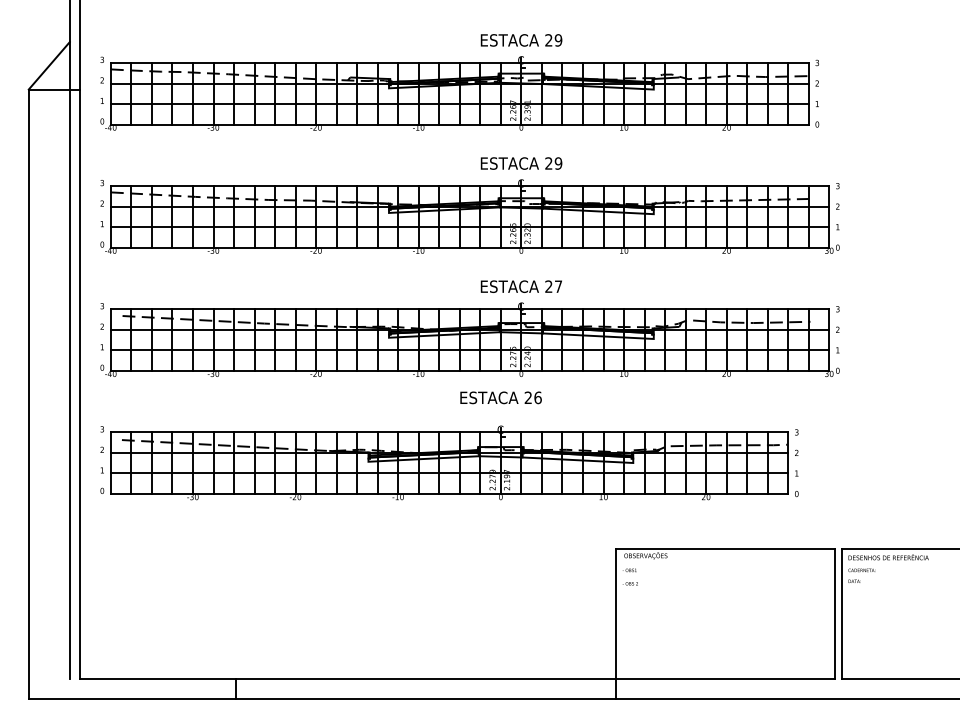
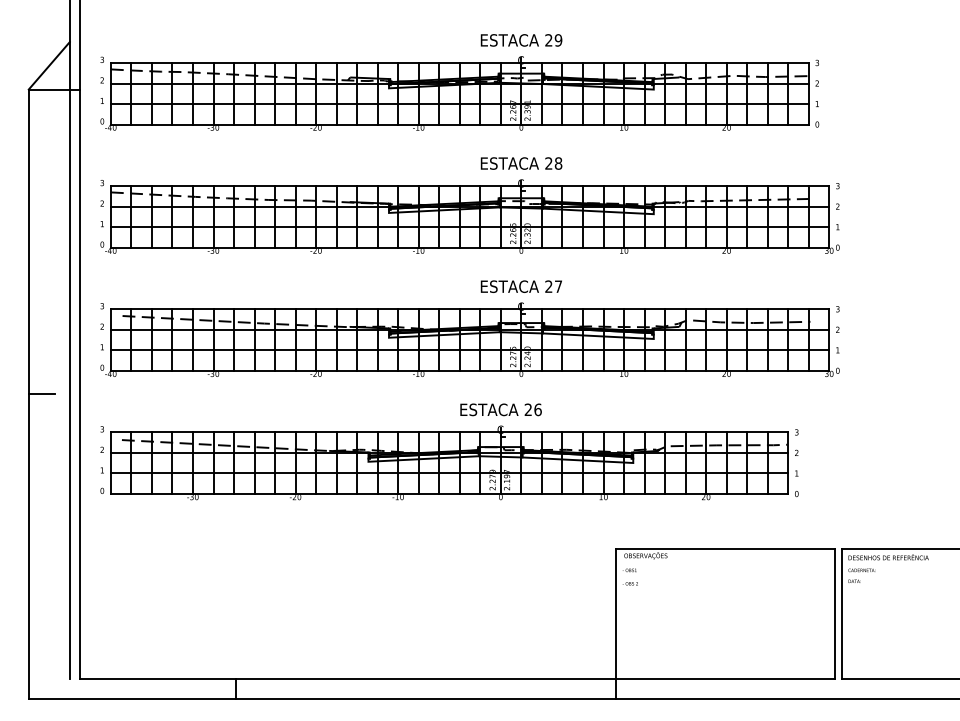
text: 29 -> 28 (558, 163)
line: none -> present (41, 394)
text position: (500, 397) -> (500, 409) (500, 409)
